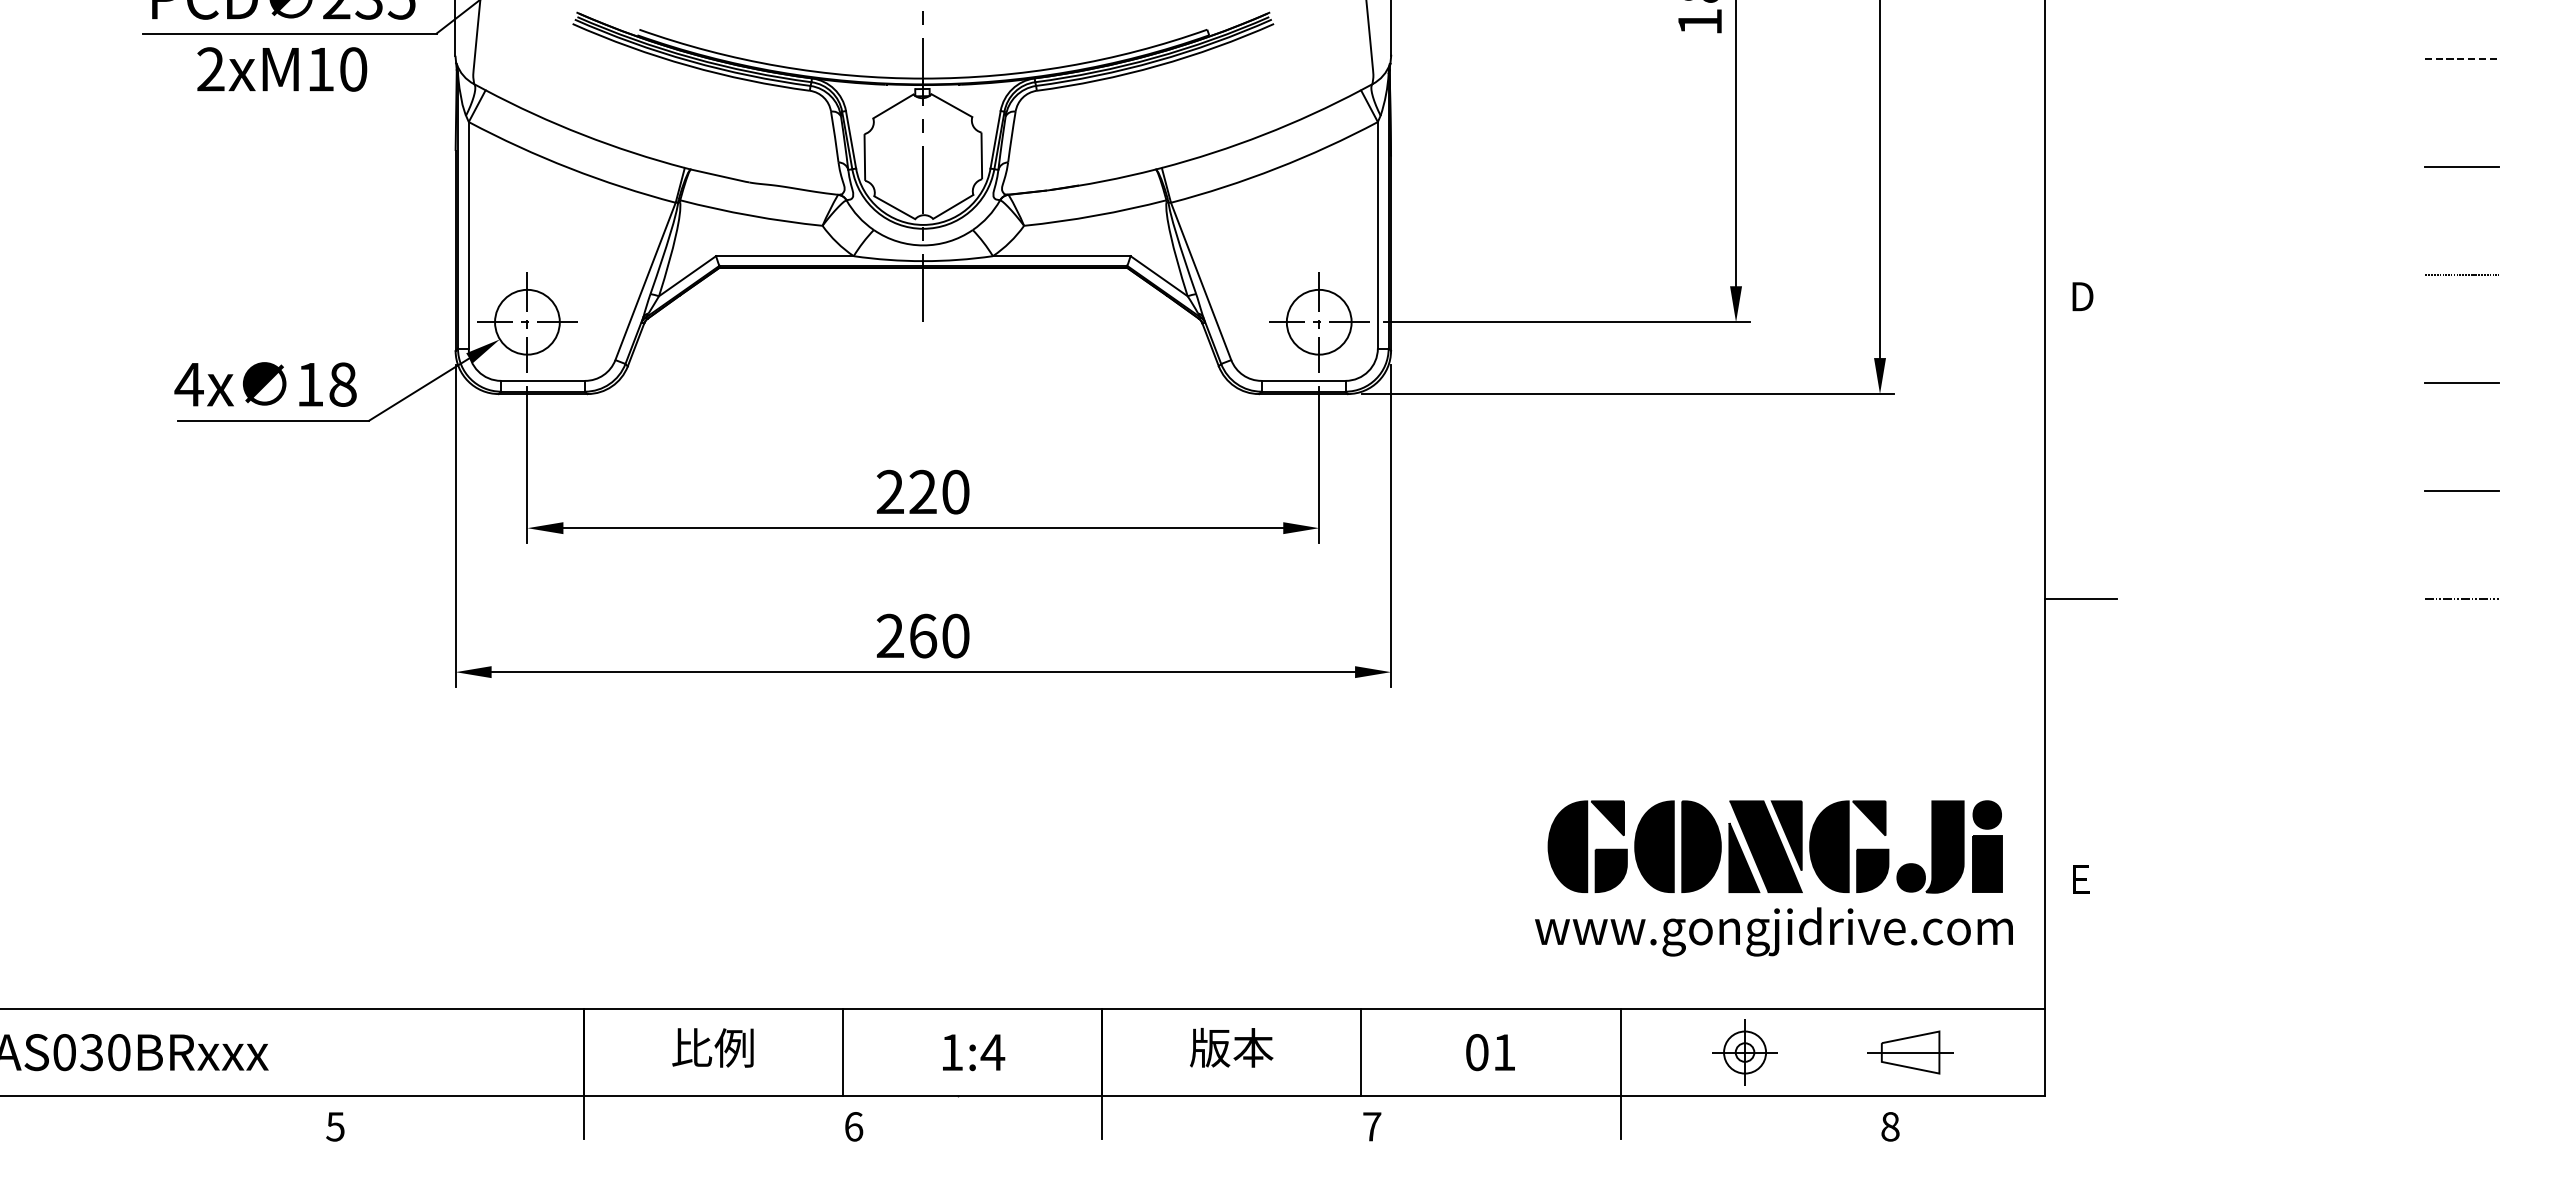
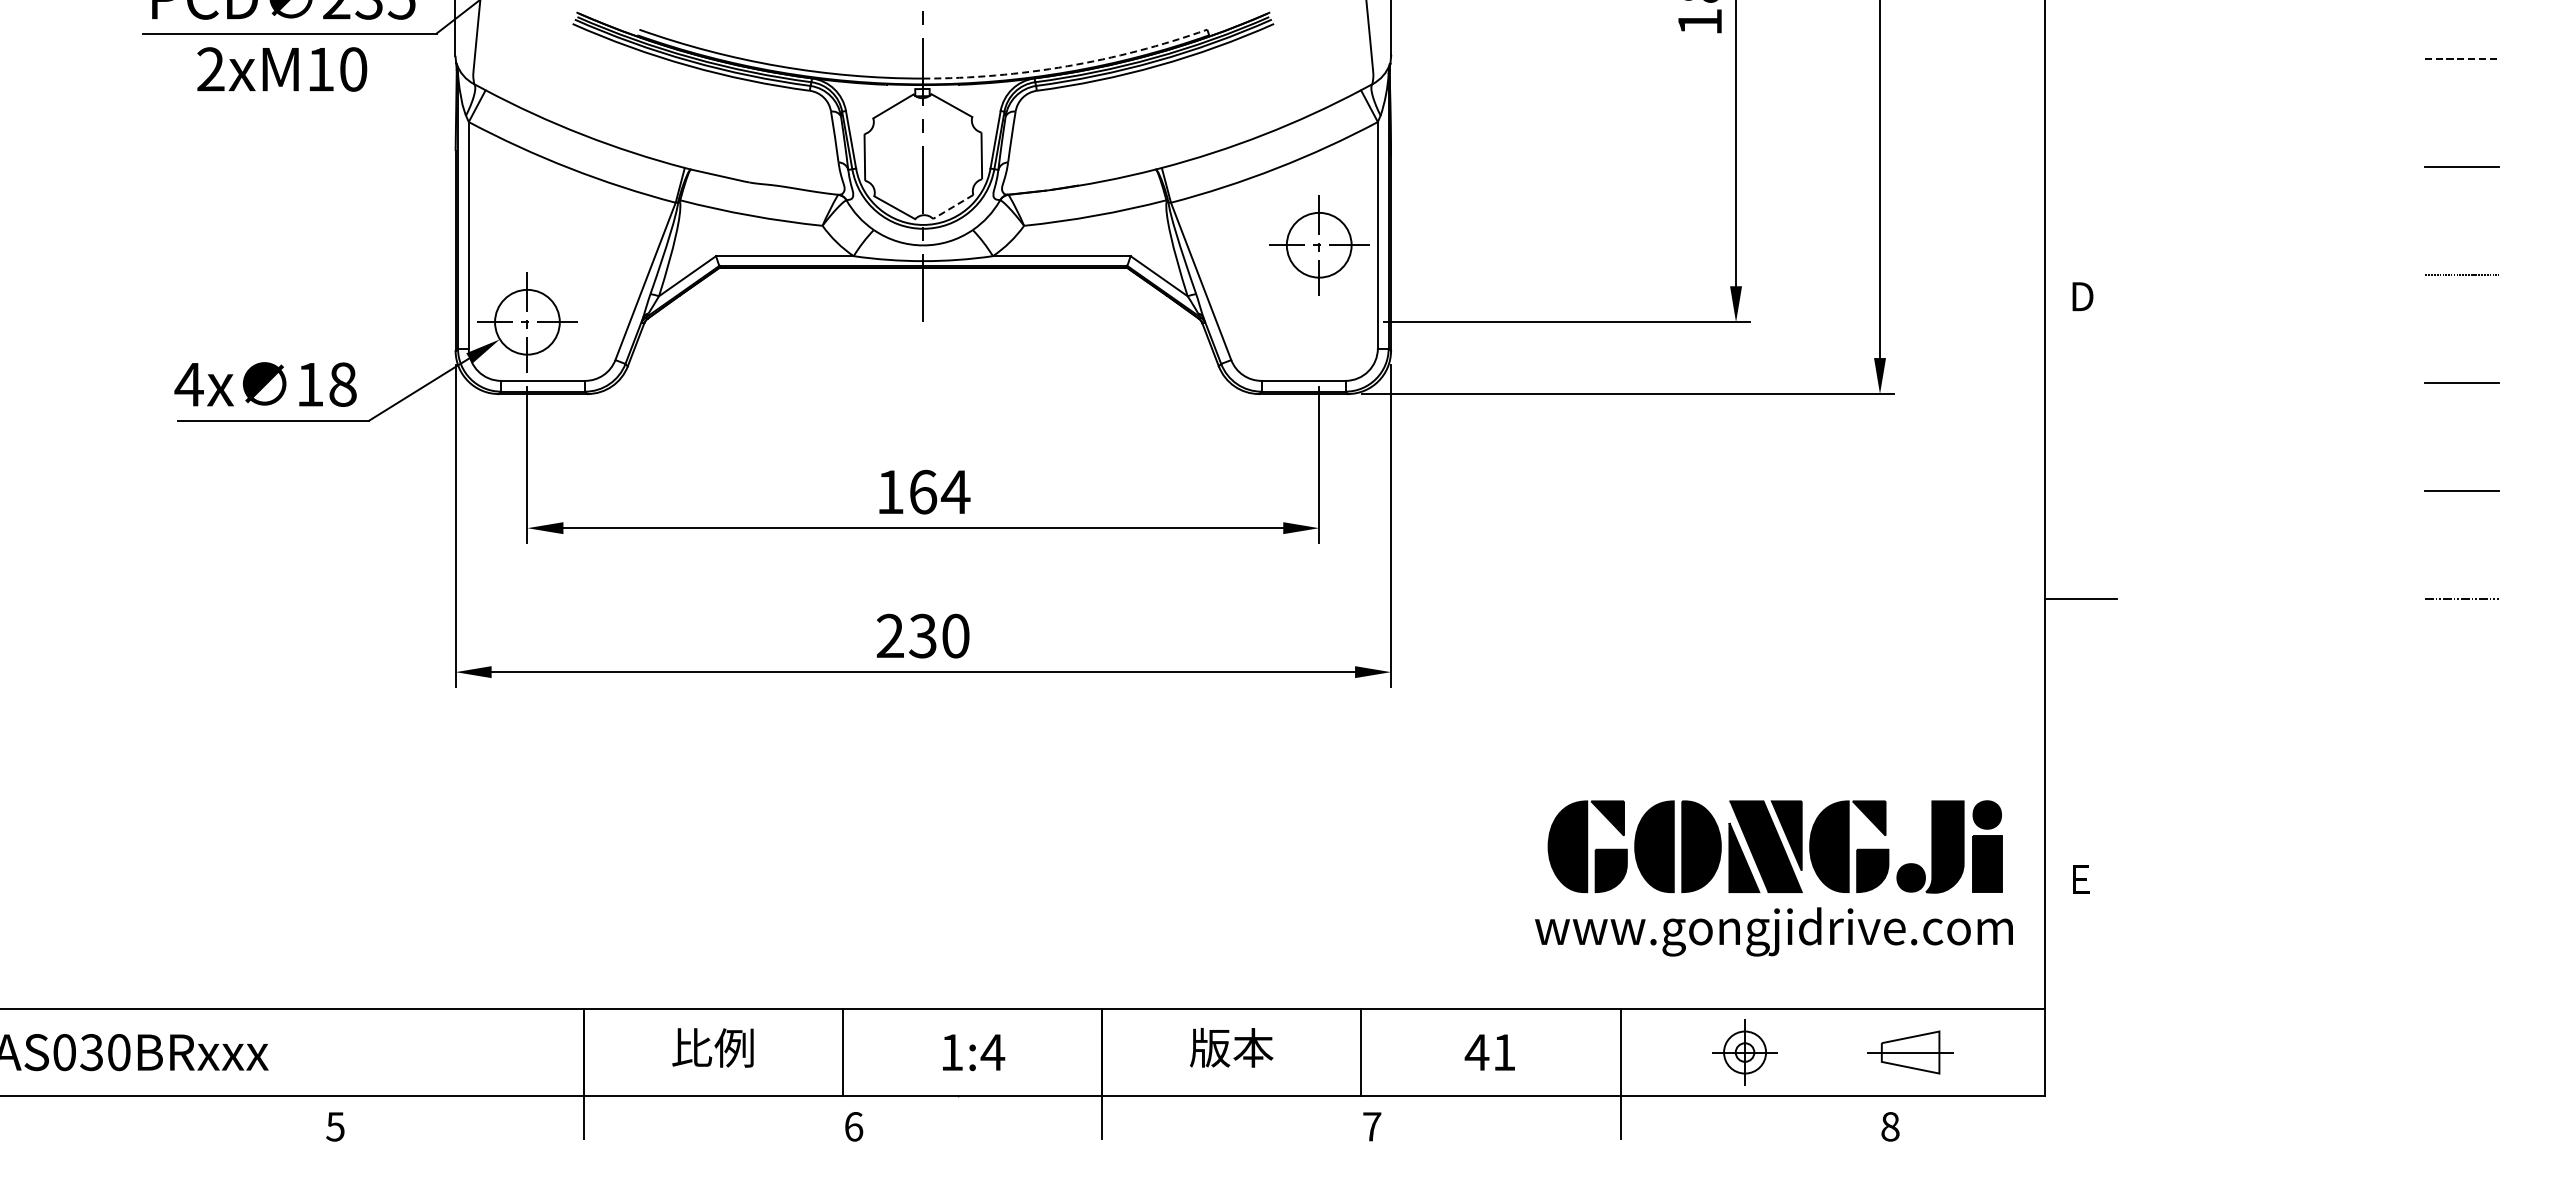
arc: solid -> dashed (1067, 66)
line: solid -> dashed (952, 207)
part position: (1319, 322) -> (1319, 245) (1319, 245)
text: 220 -> 164 (923, 491)
text: 260 -> 230 (922, 635)
text: 01 -> 41 (1476, 1052)
